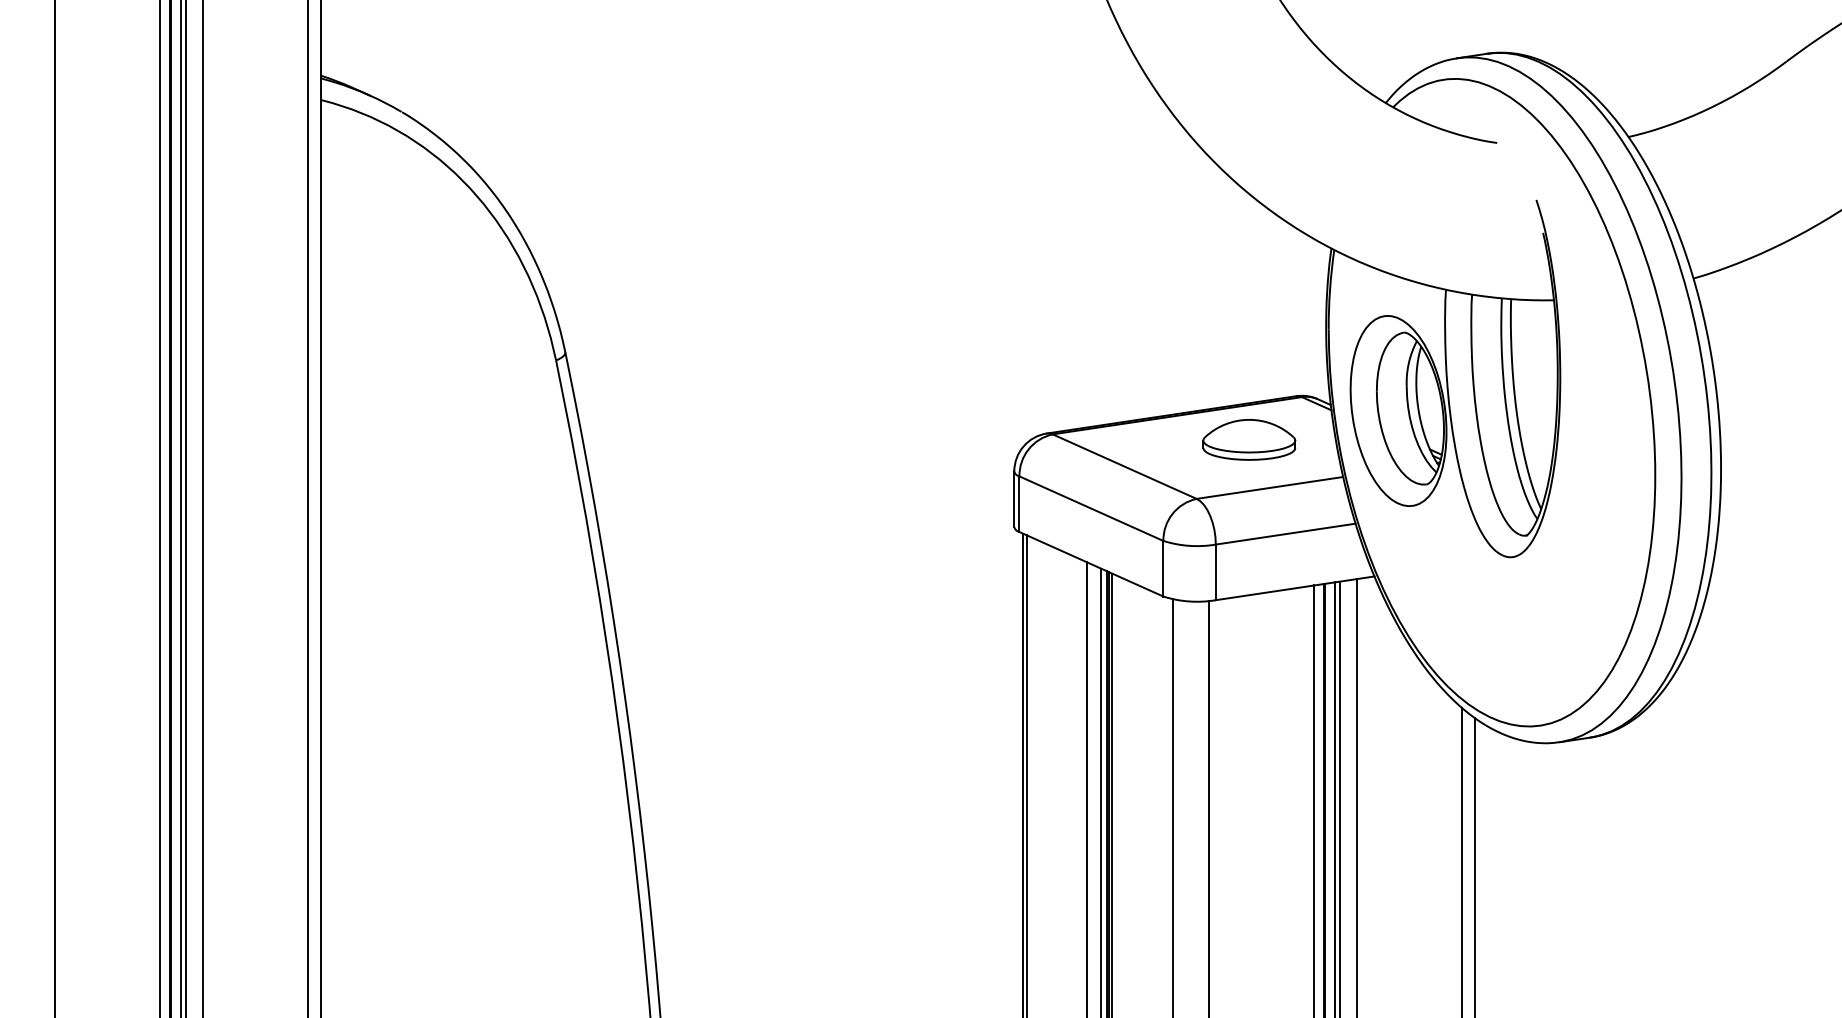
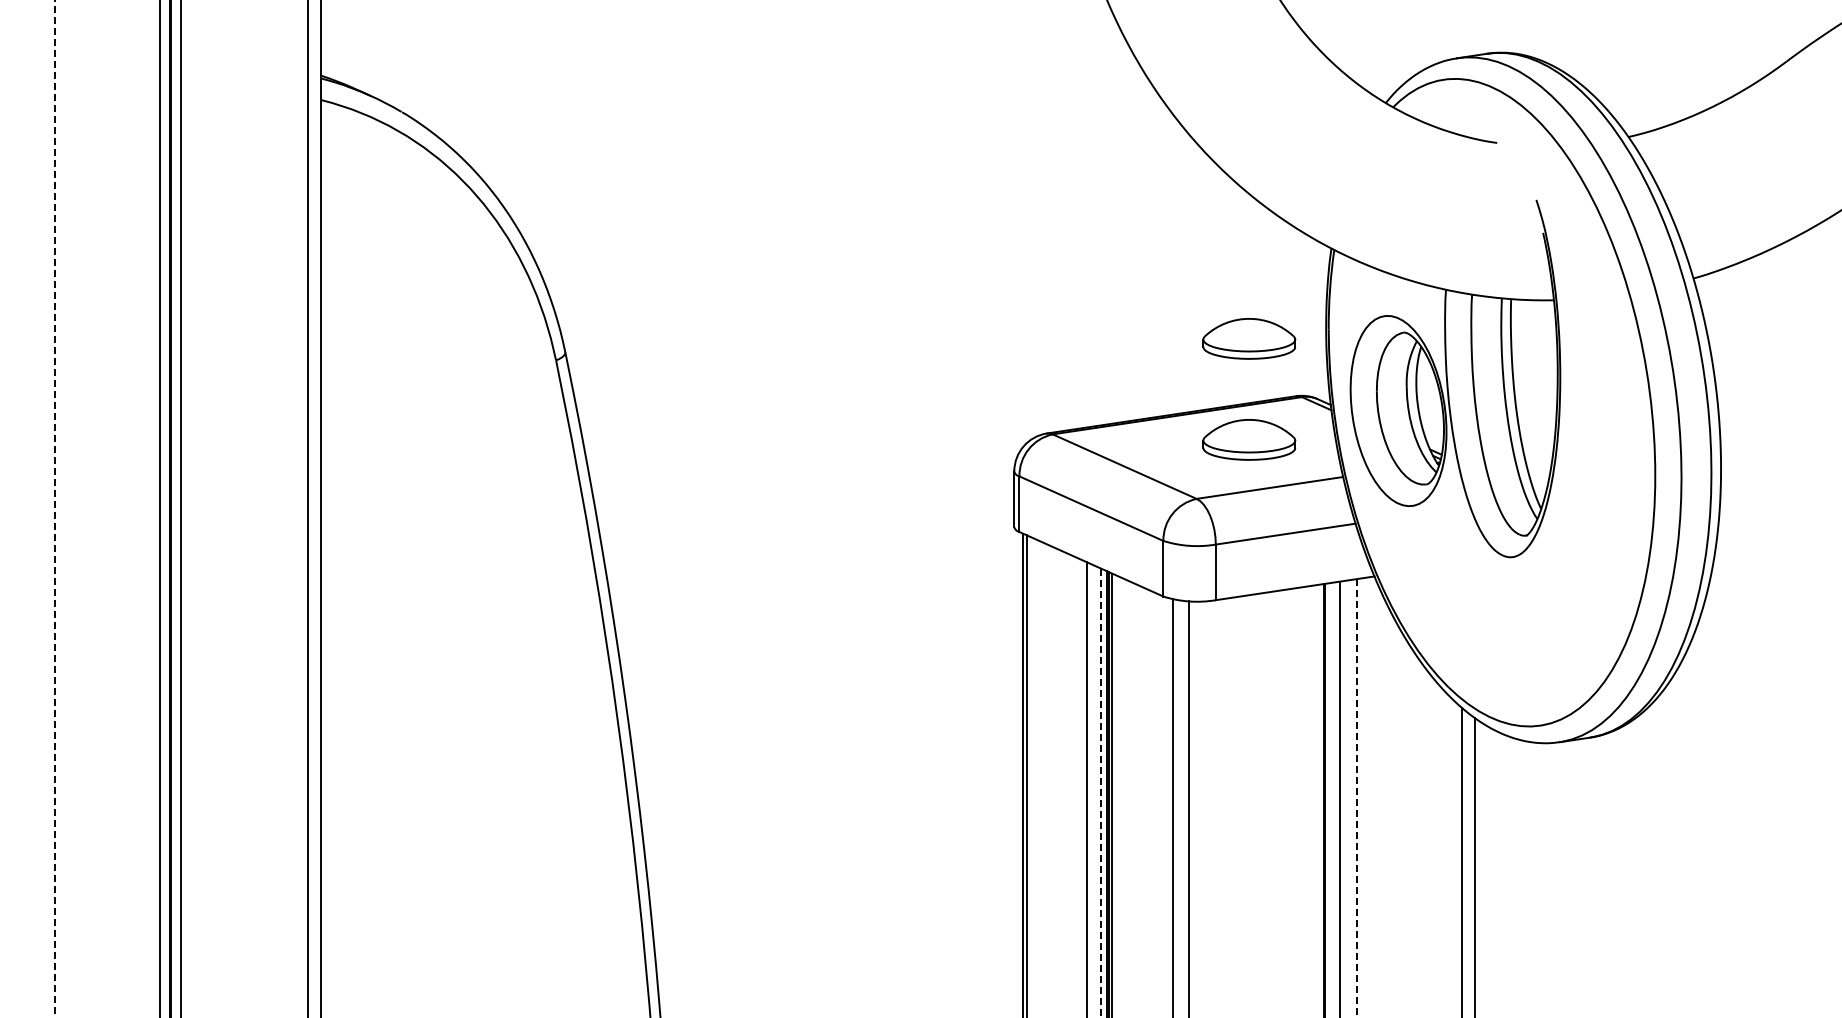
part: none -> present (1249, 338)
line: present -> none (186, 508)
line: present -> none (202, 508)
line: solid -> dashed (55, 509)
line: solid -> dashed (1101, 793)
line: present -> none (1335, 798)
line: present -> none (1314, 799)
line: solid -> dashed (1356, 799)
line position: (1209, 807) -> (1189, 807) (1189, 807)
